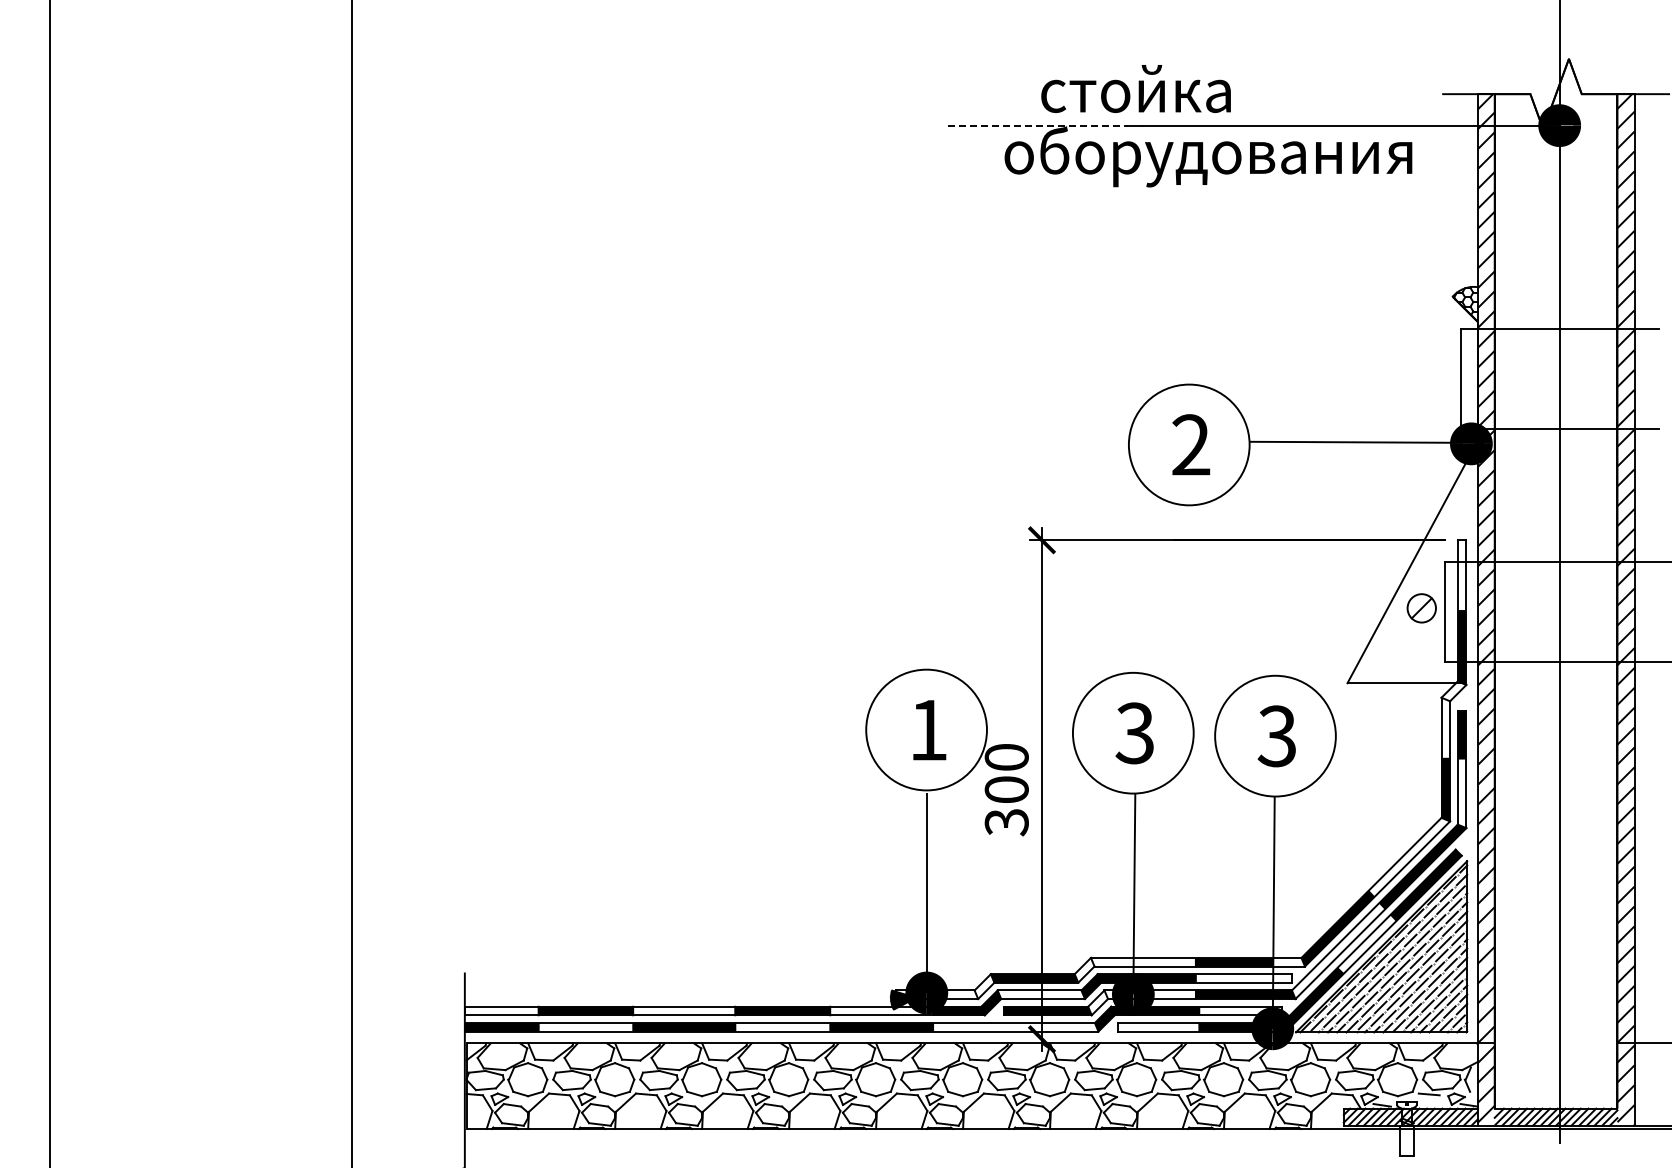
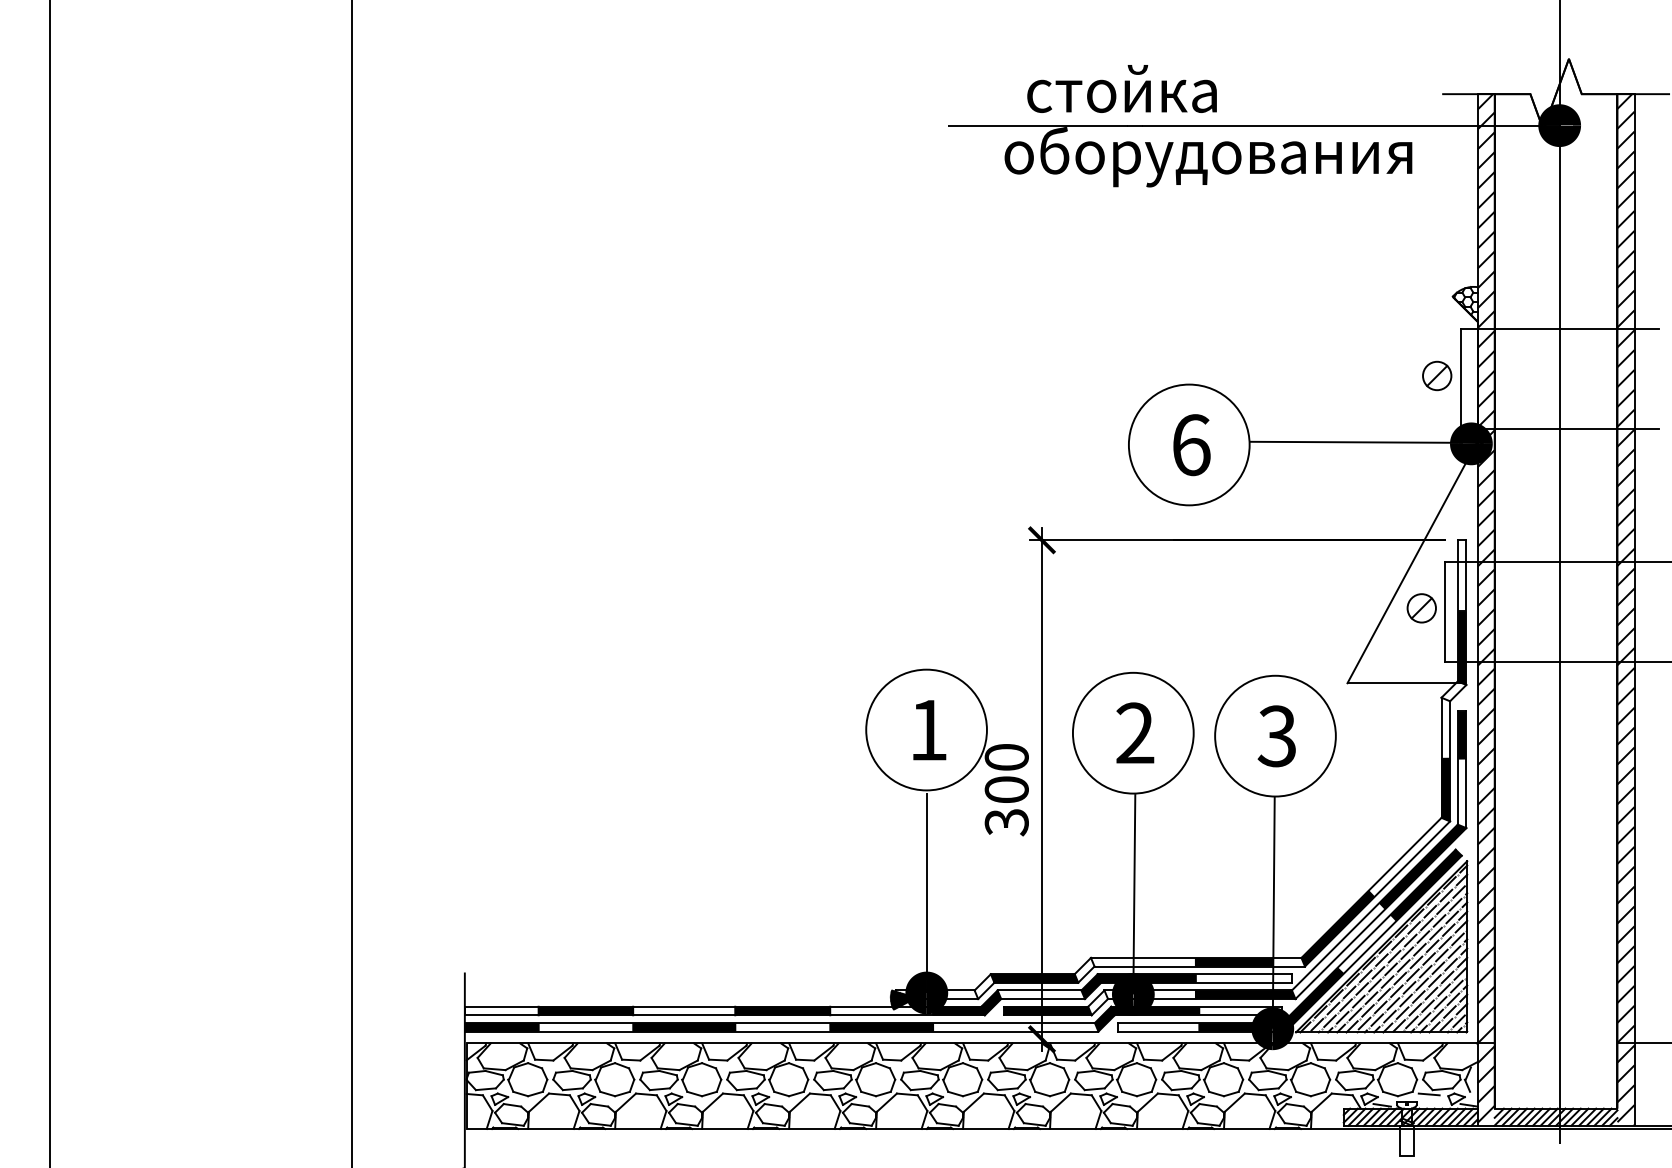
text position: (1135, 88) -> (1121, 88) (1121, 88)
line: dashed -> solid (1037, 125)
part: none -> present (1437, 375)
text: 2 -> 6 (1191, 445)
text: 3 -> 2 (1134, 733)
